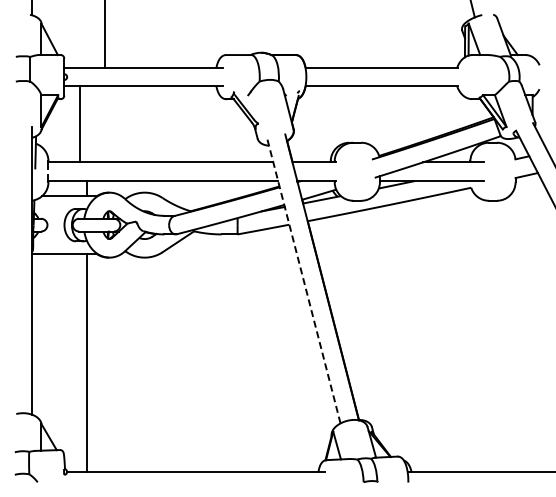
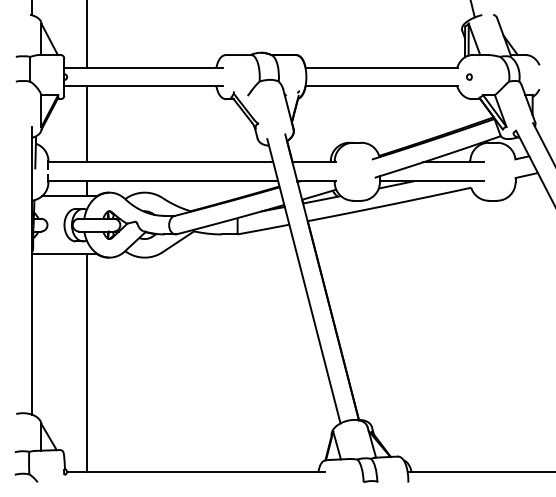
line position: (105, 34) -> (87, 34) (87, 34)
part: none -> present (469, 76)
line position: (80, 124) -> (87, 124) (87, 124)
line: dashed -> solid (303, 281)
